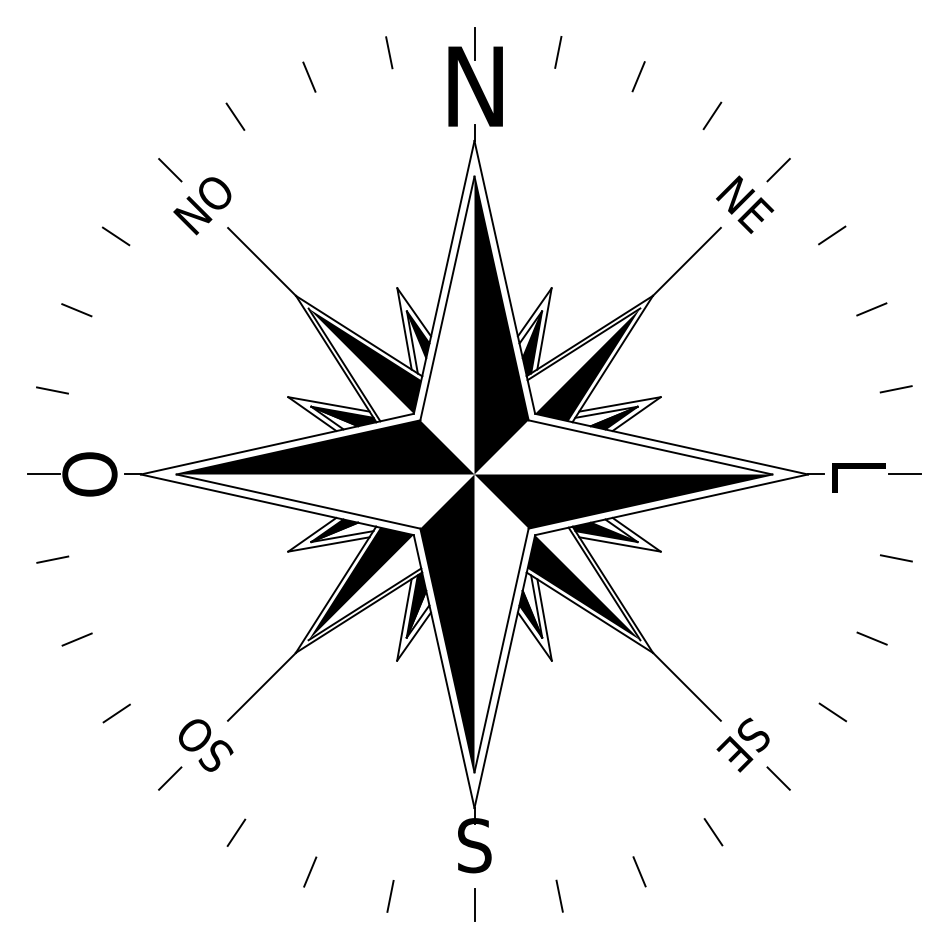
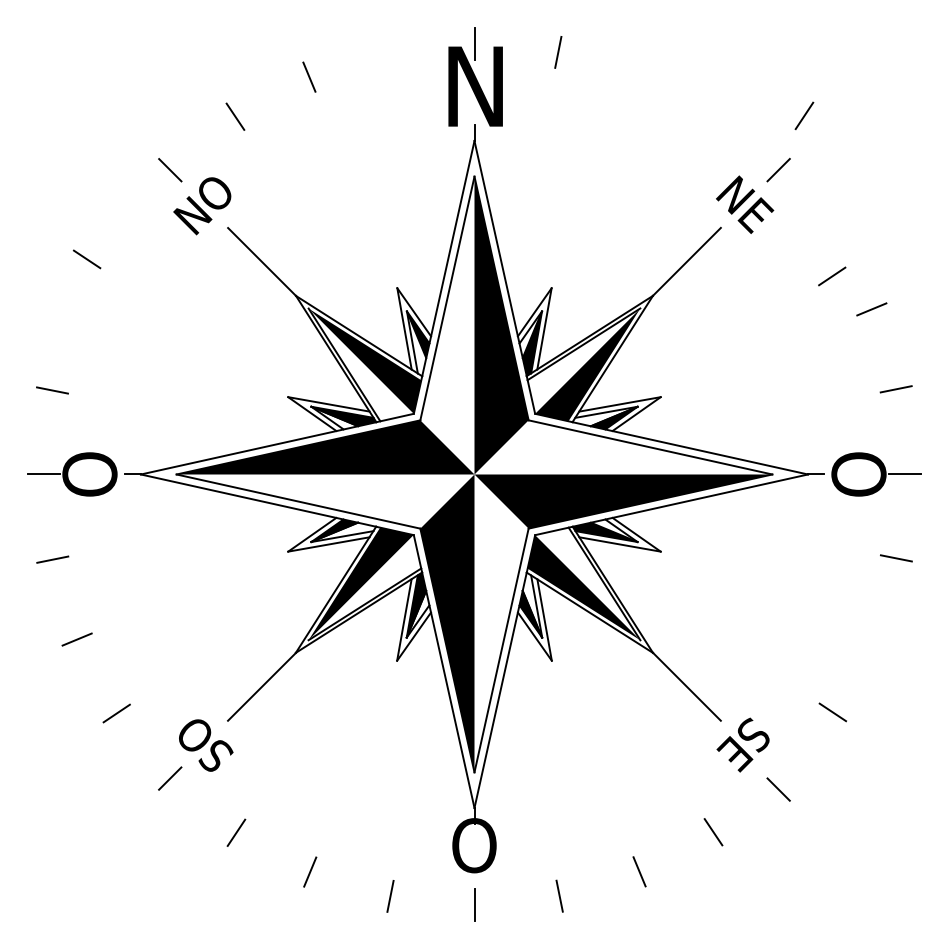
line: present -> none (389, 52)
line: present -> none (638, 76)
line position: (712, 115) -> (804, 115) (804, 115)
line position: (832, 235) -> (832, 276) (832, 276)
line position: (115, 236) -> (86, 259) (86, 259)
line: present -> none (76, 310)
text: L -> O (858, 474)
line: present -> none (871, 638)
line position: (778, 778) -> (778, 789) (778, 789)
text: S -> O (474, 845)
